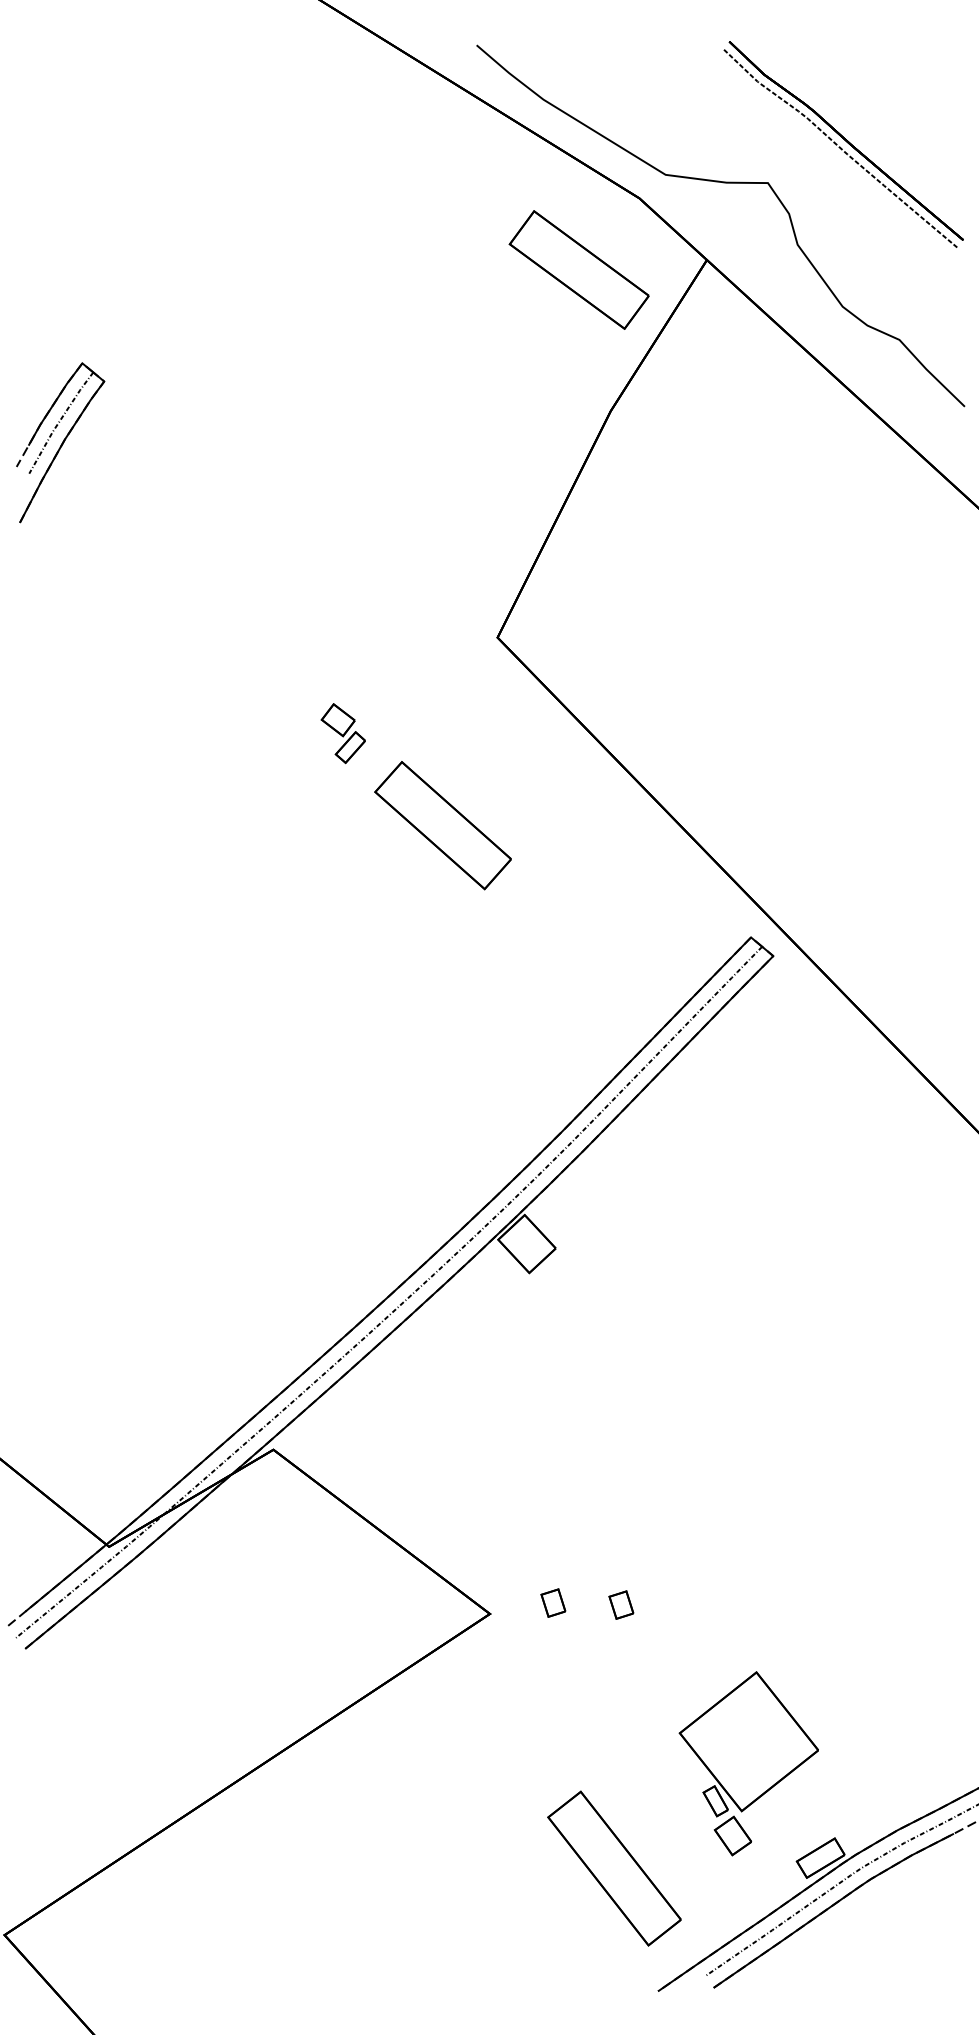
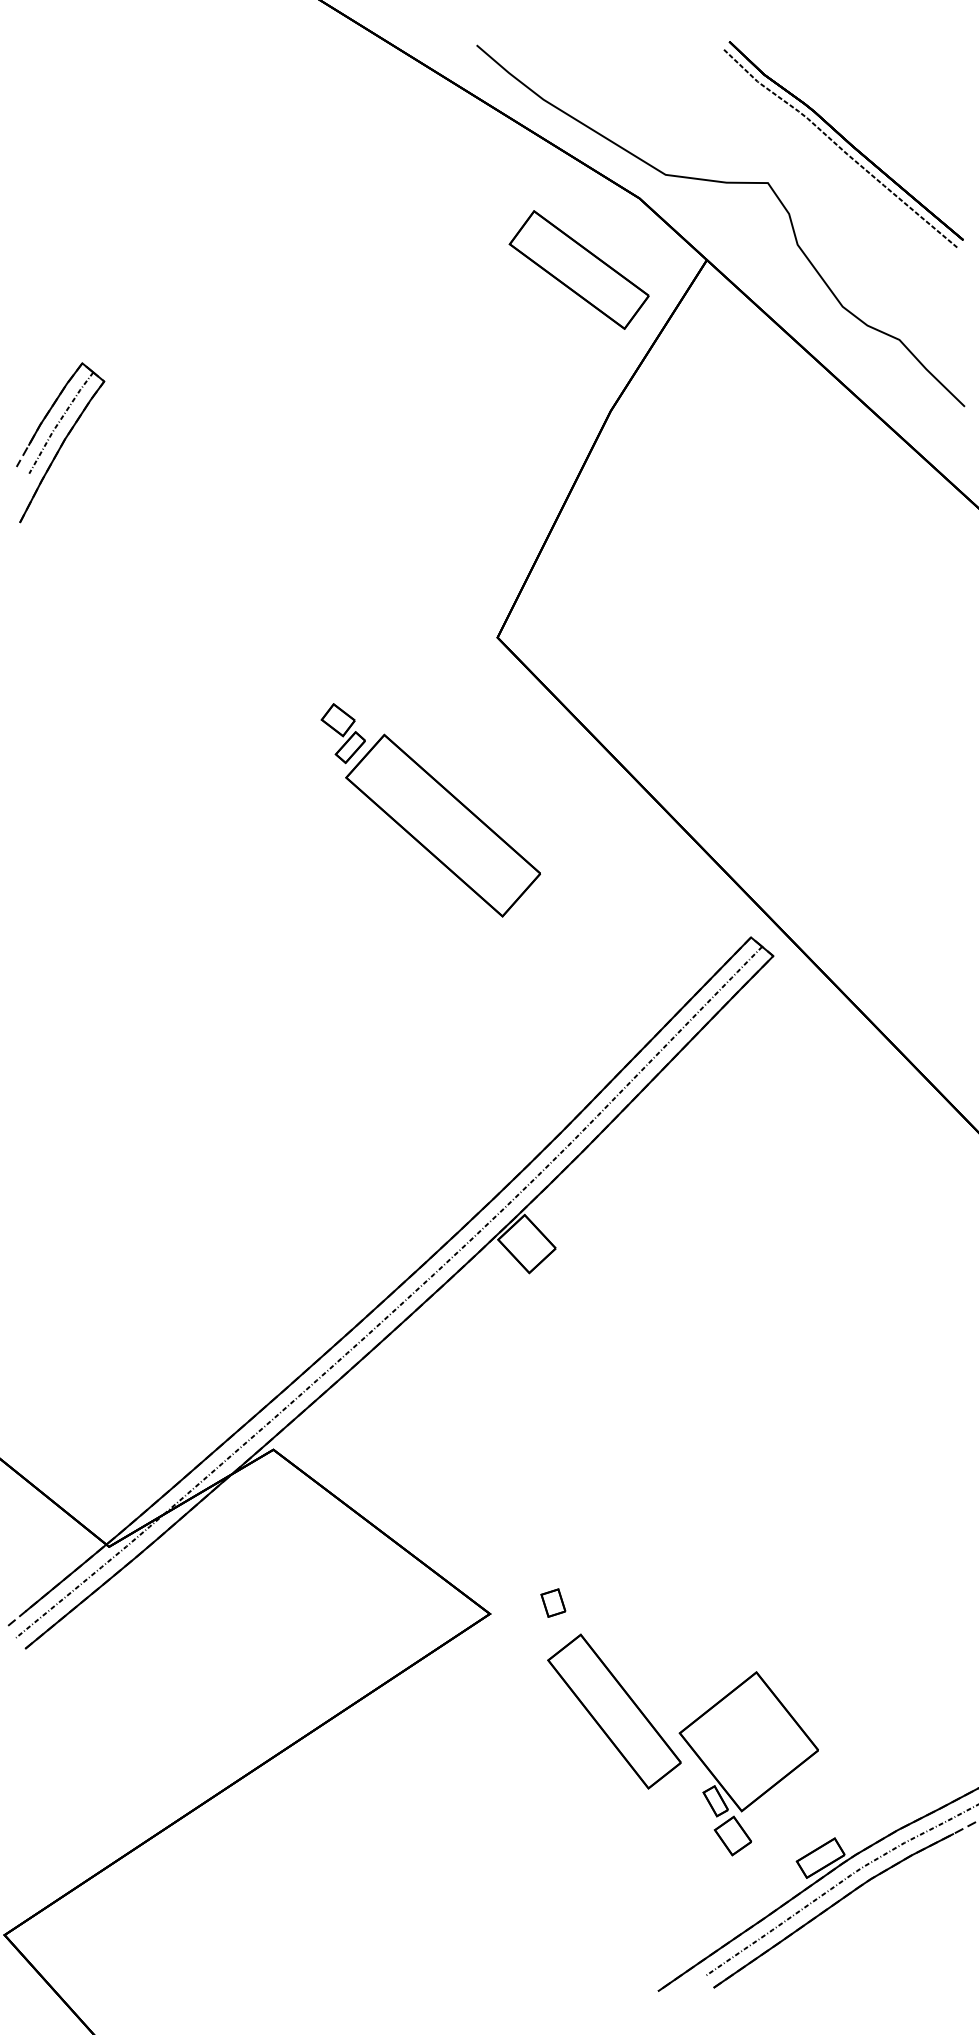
part size: 138x130 px -> 196x185 px (442, 825)
part: present -> none (621, 1604)
part position: (614, 1868) -> (614, 1711) (614, 1711)
